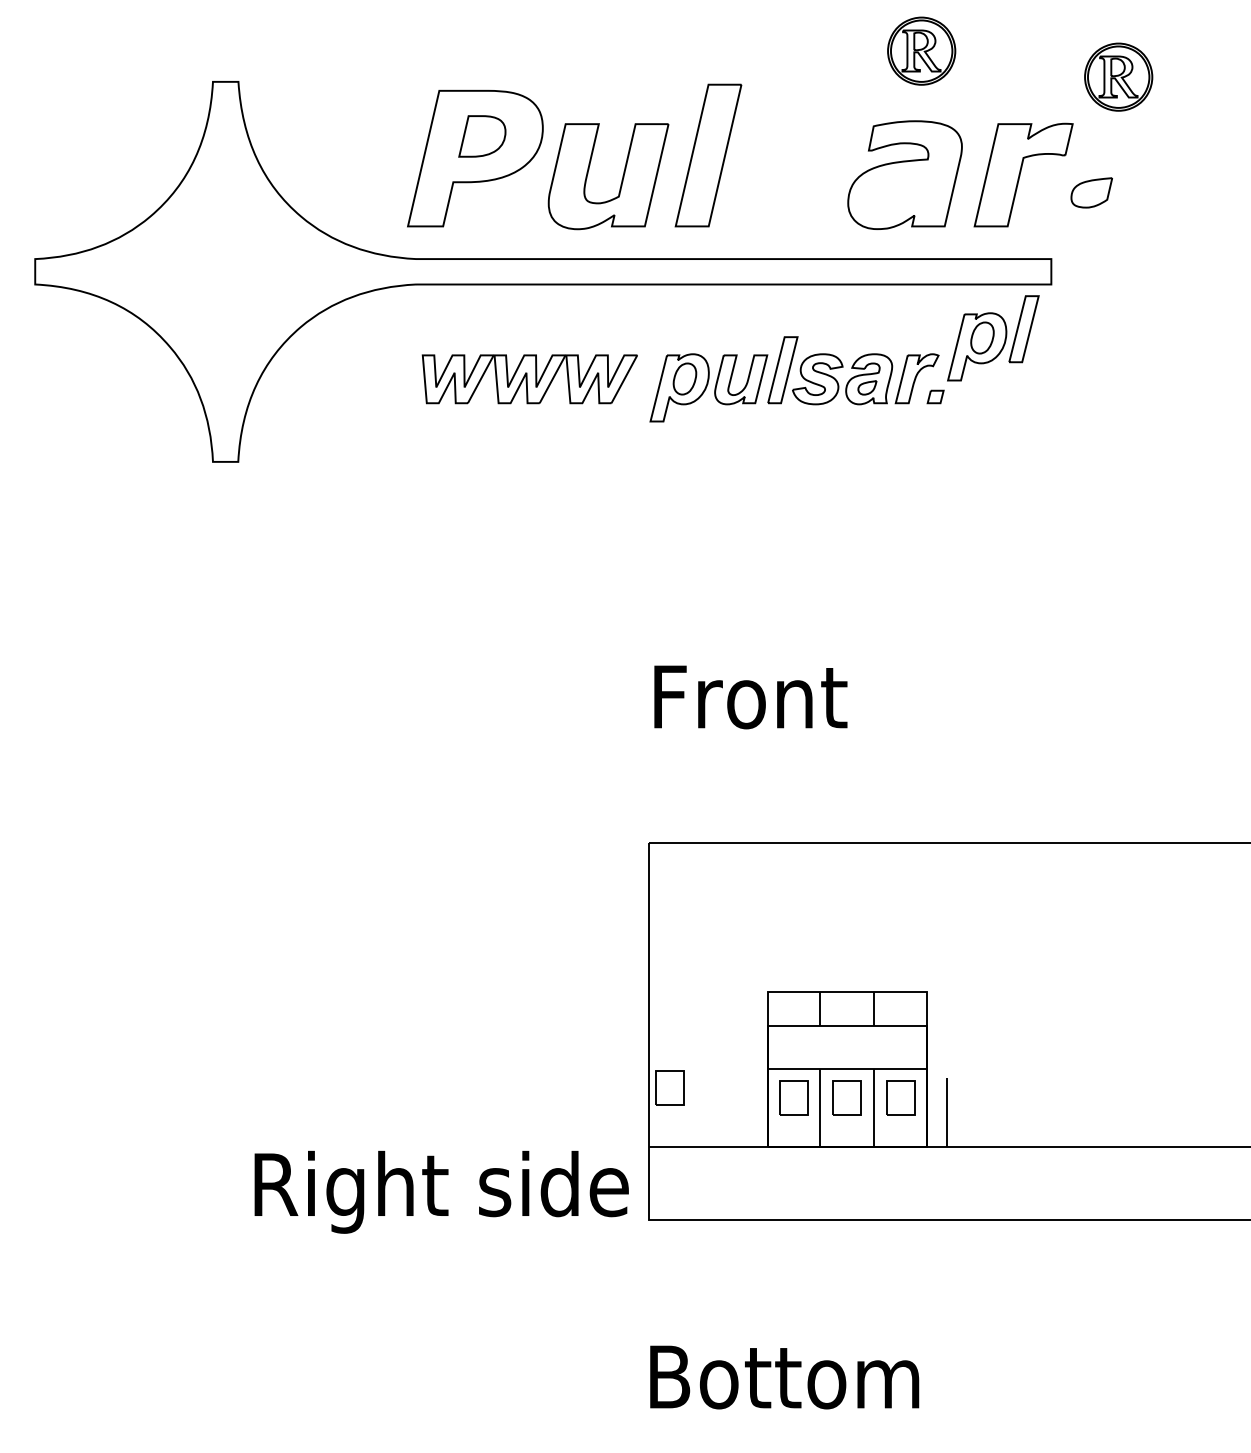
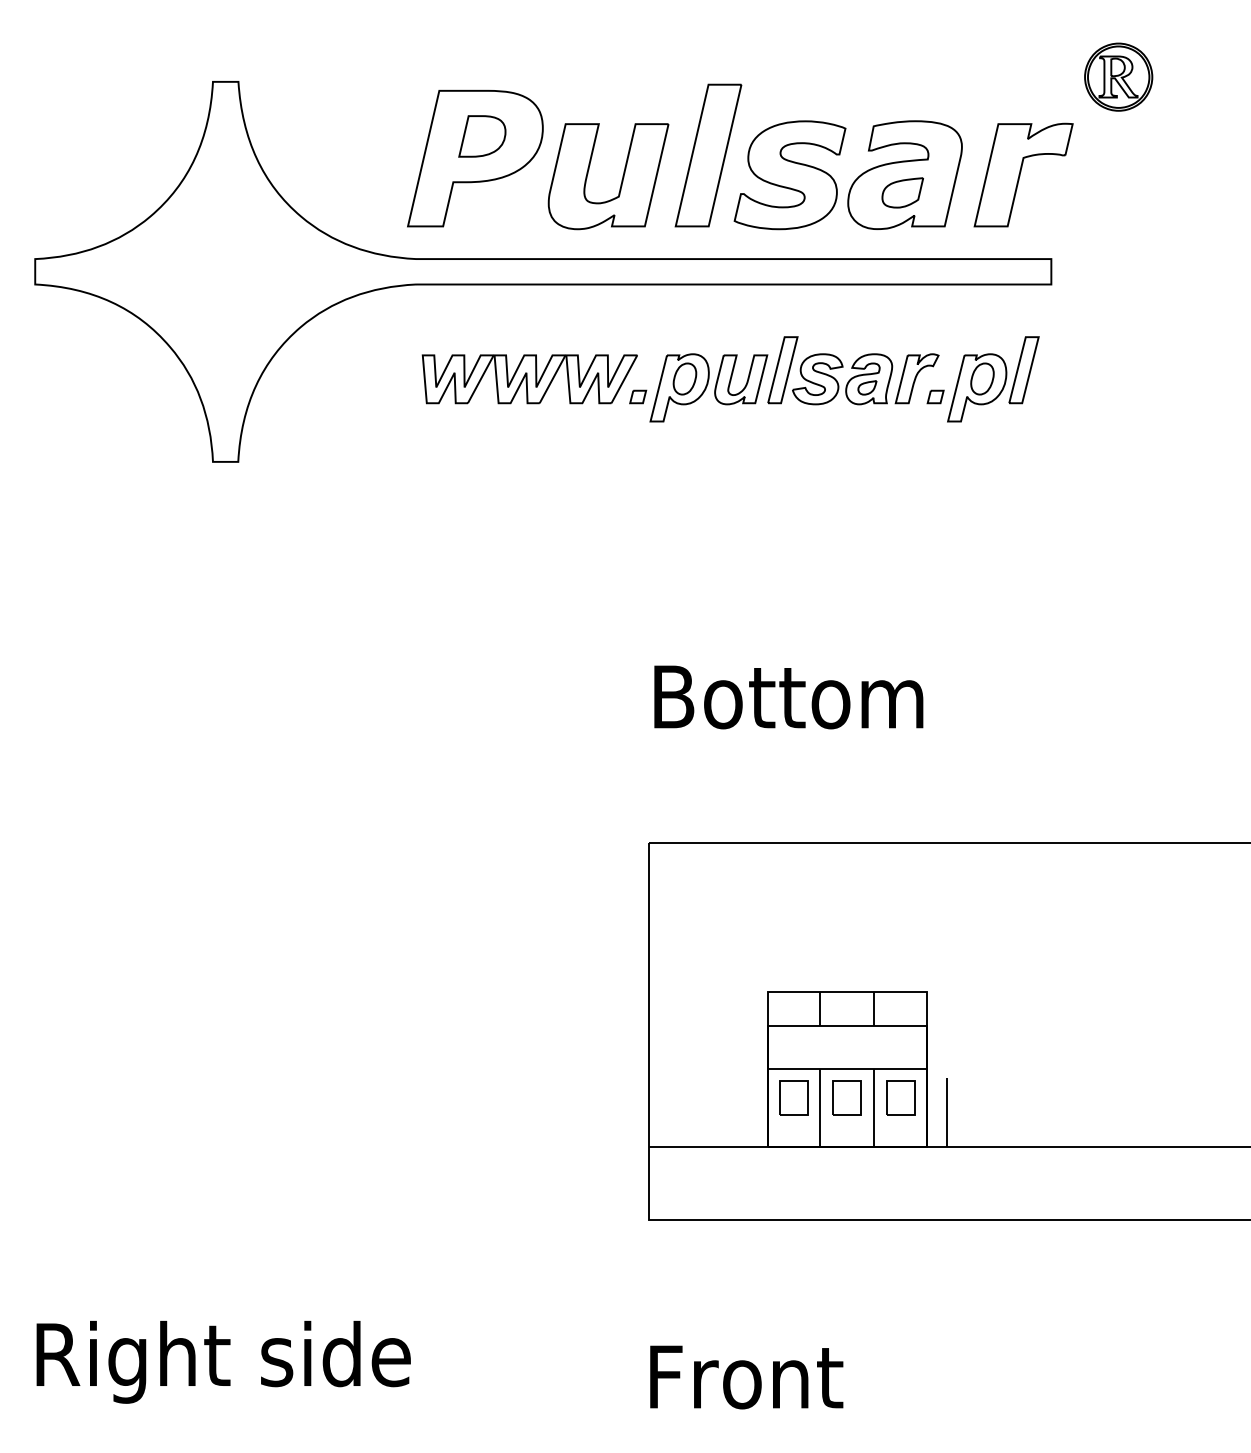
part: present -> none (921, 50)
part: none -> present (789, 175)
part position: (1091, 192) -> (902, 192) (902, 192)
part position: (993, 338) -> (993, 379) (993, 379)
part: none -> present (638, 396)
text: Front -> Bottom (792, 697)
part: present -> none (669, 1087)
text position: (441, 1192) -> (223, 1362) (223, 1362)
text: Bottom -> Front (788, 1377)
